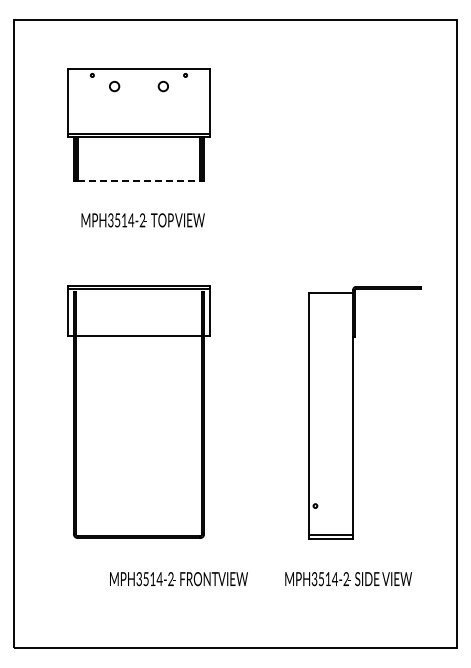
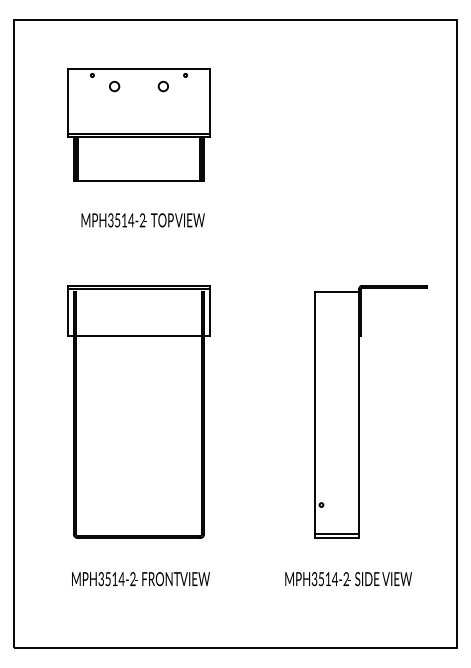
line: dashed -> solid (139, 181)
part position: (353, 412) -> (359, 411) (359, 411)
text position: (178, 579) -> (140, 579) (140, 579)
